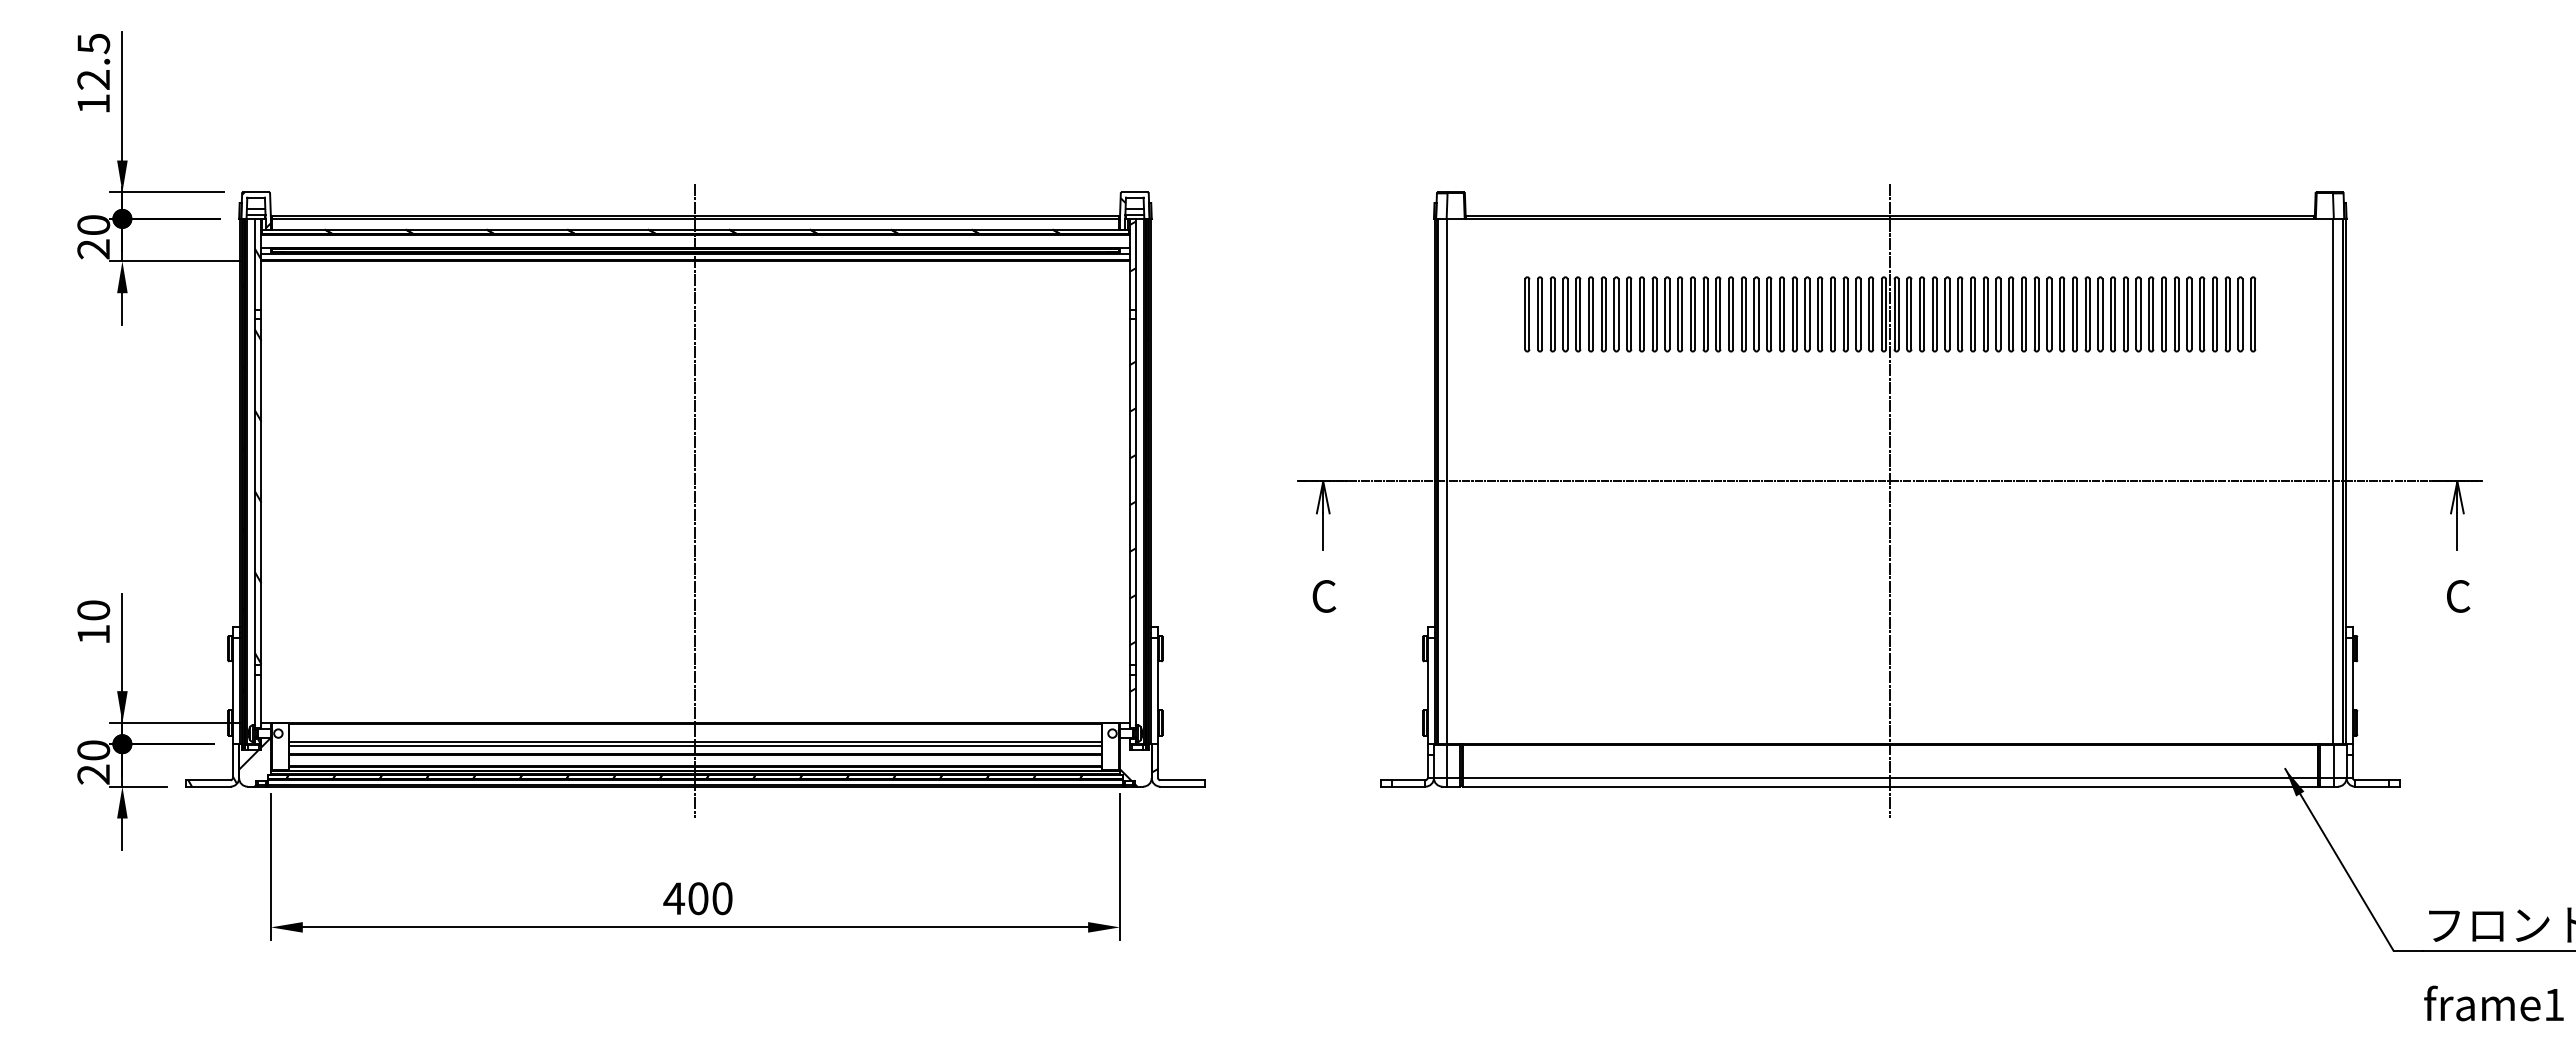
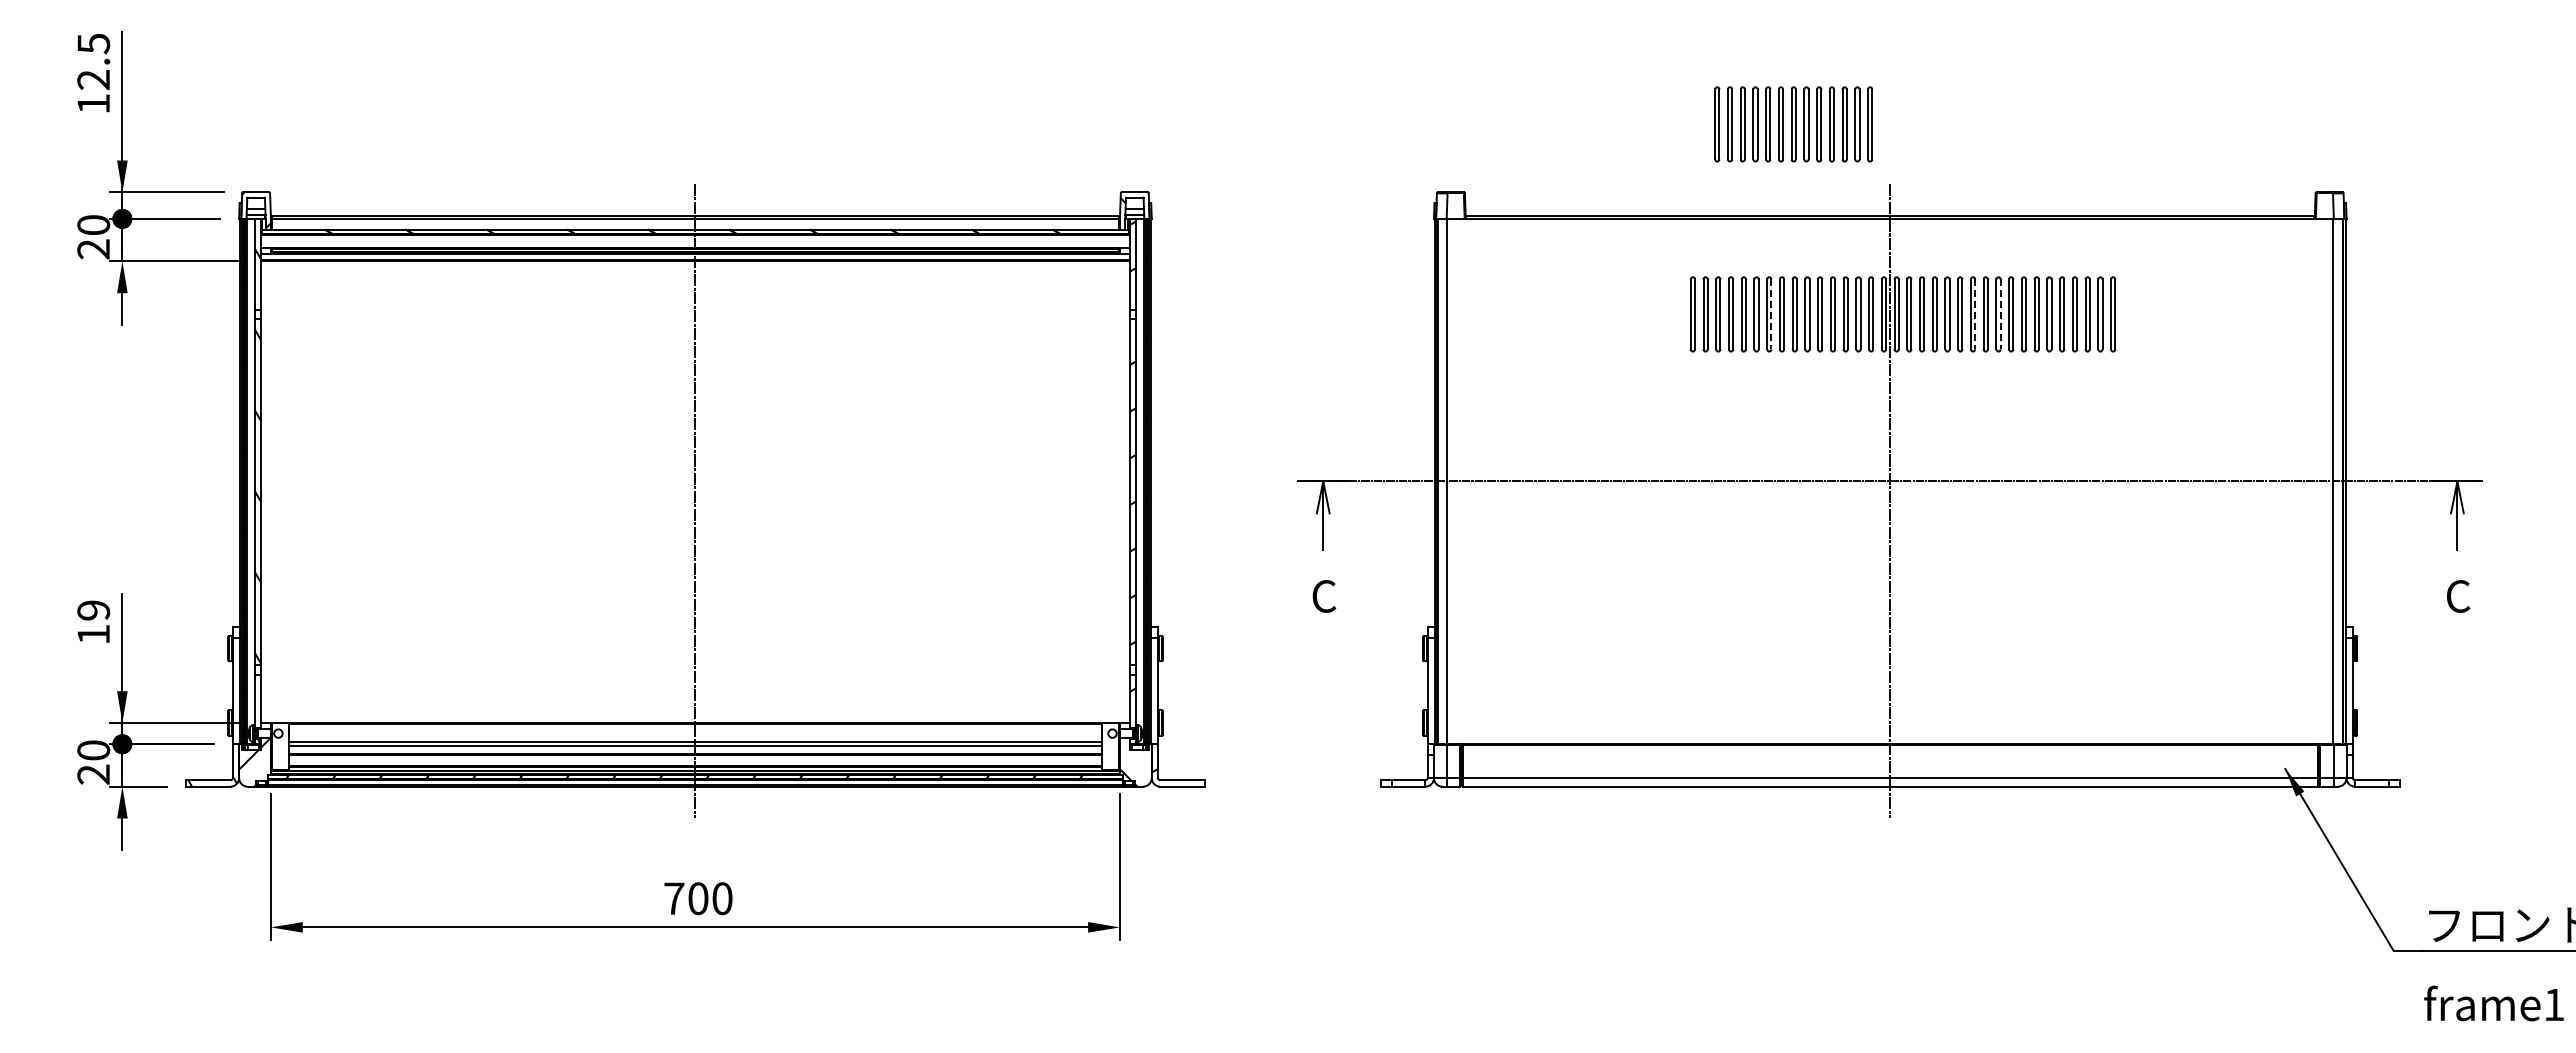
part position: (1603, 314) -> (1793, 124) (1793, 124)
line: solid -> dashed (1771, 314)
line: solid -> dashed (1975, 314)
line: solid -> dashed (2000, 314)
part: present -> none (2189, 314)
text: 10 -> 19 (93, 610)
text: 400 -> 700 (674, 898)
